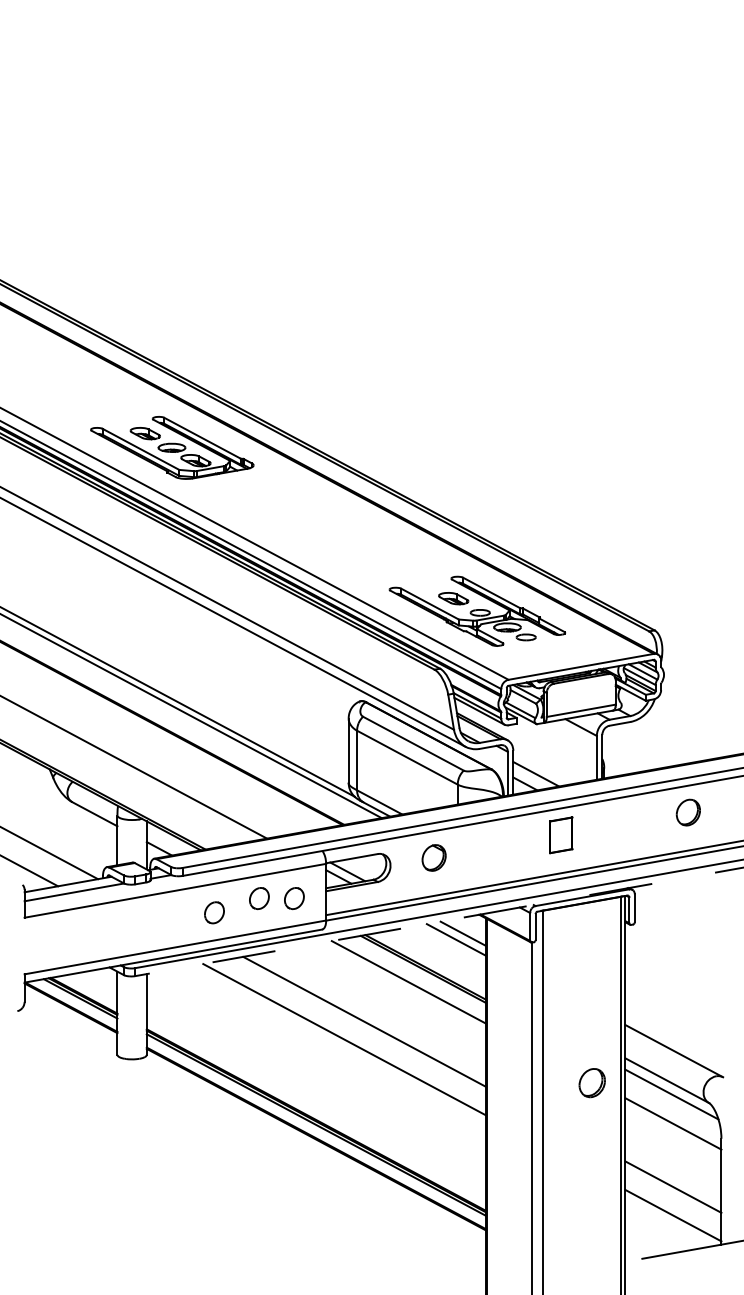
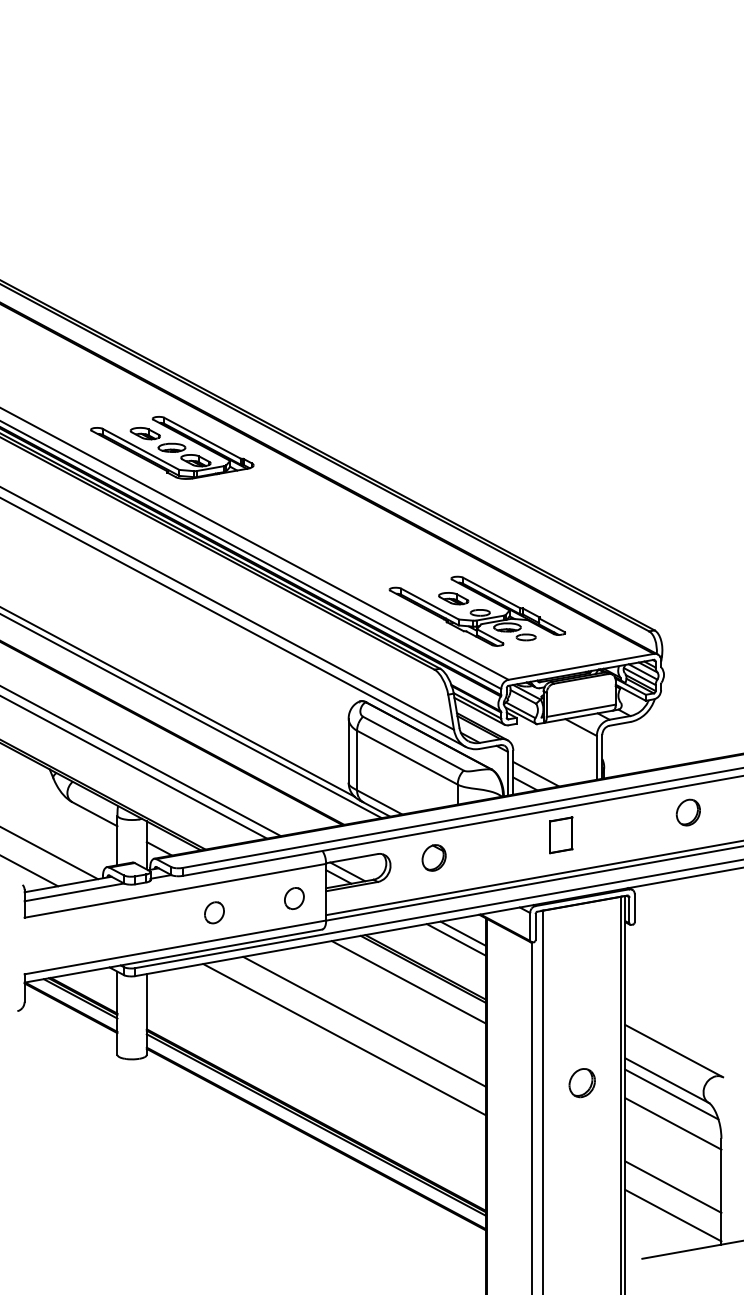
line: none -> present (141, 761)
part: present -> none (259, 898)
line: dashed -> solid (439, 921)
part position: (591, 1083) -> (581, 1083) (581, 1083)
